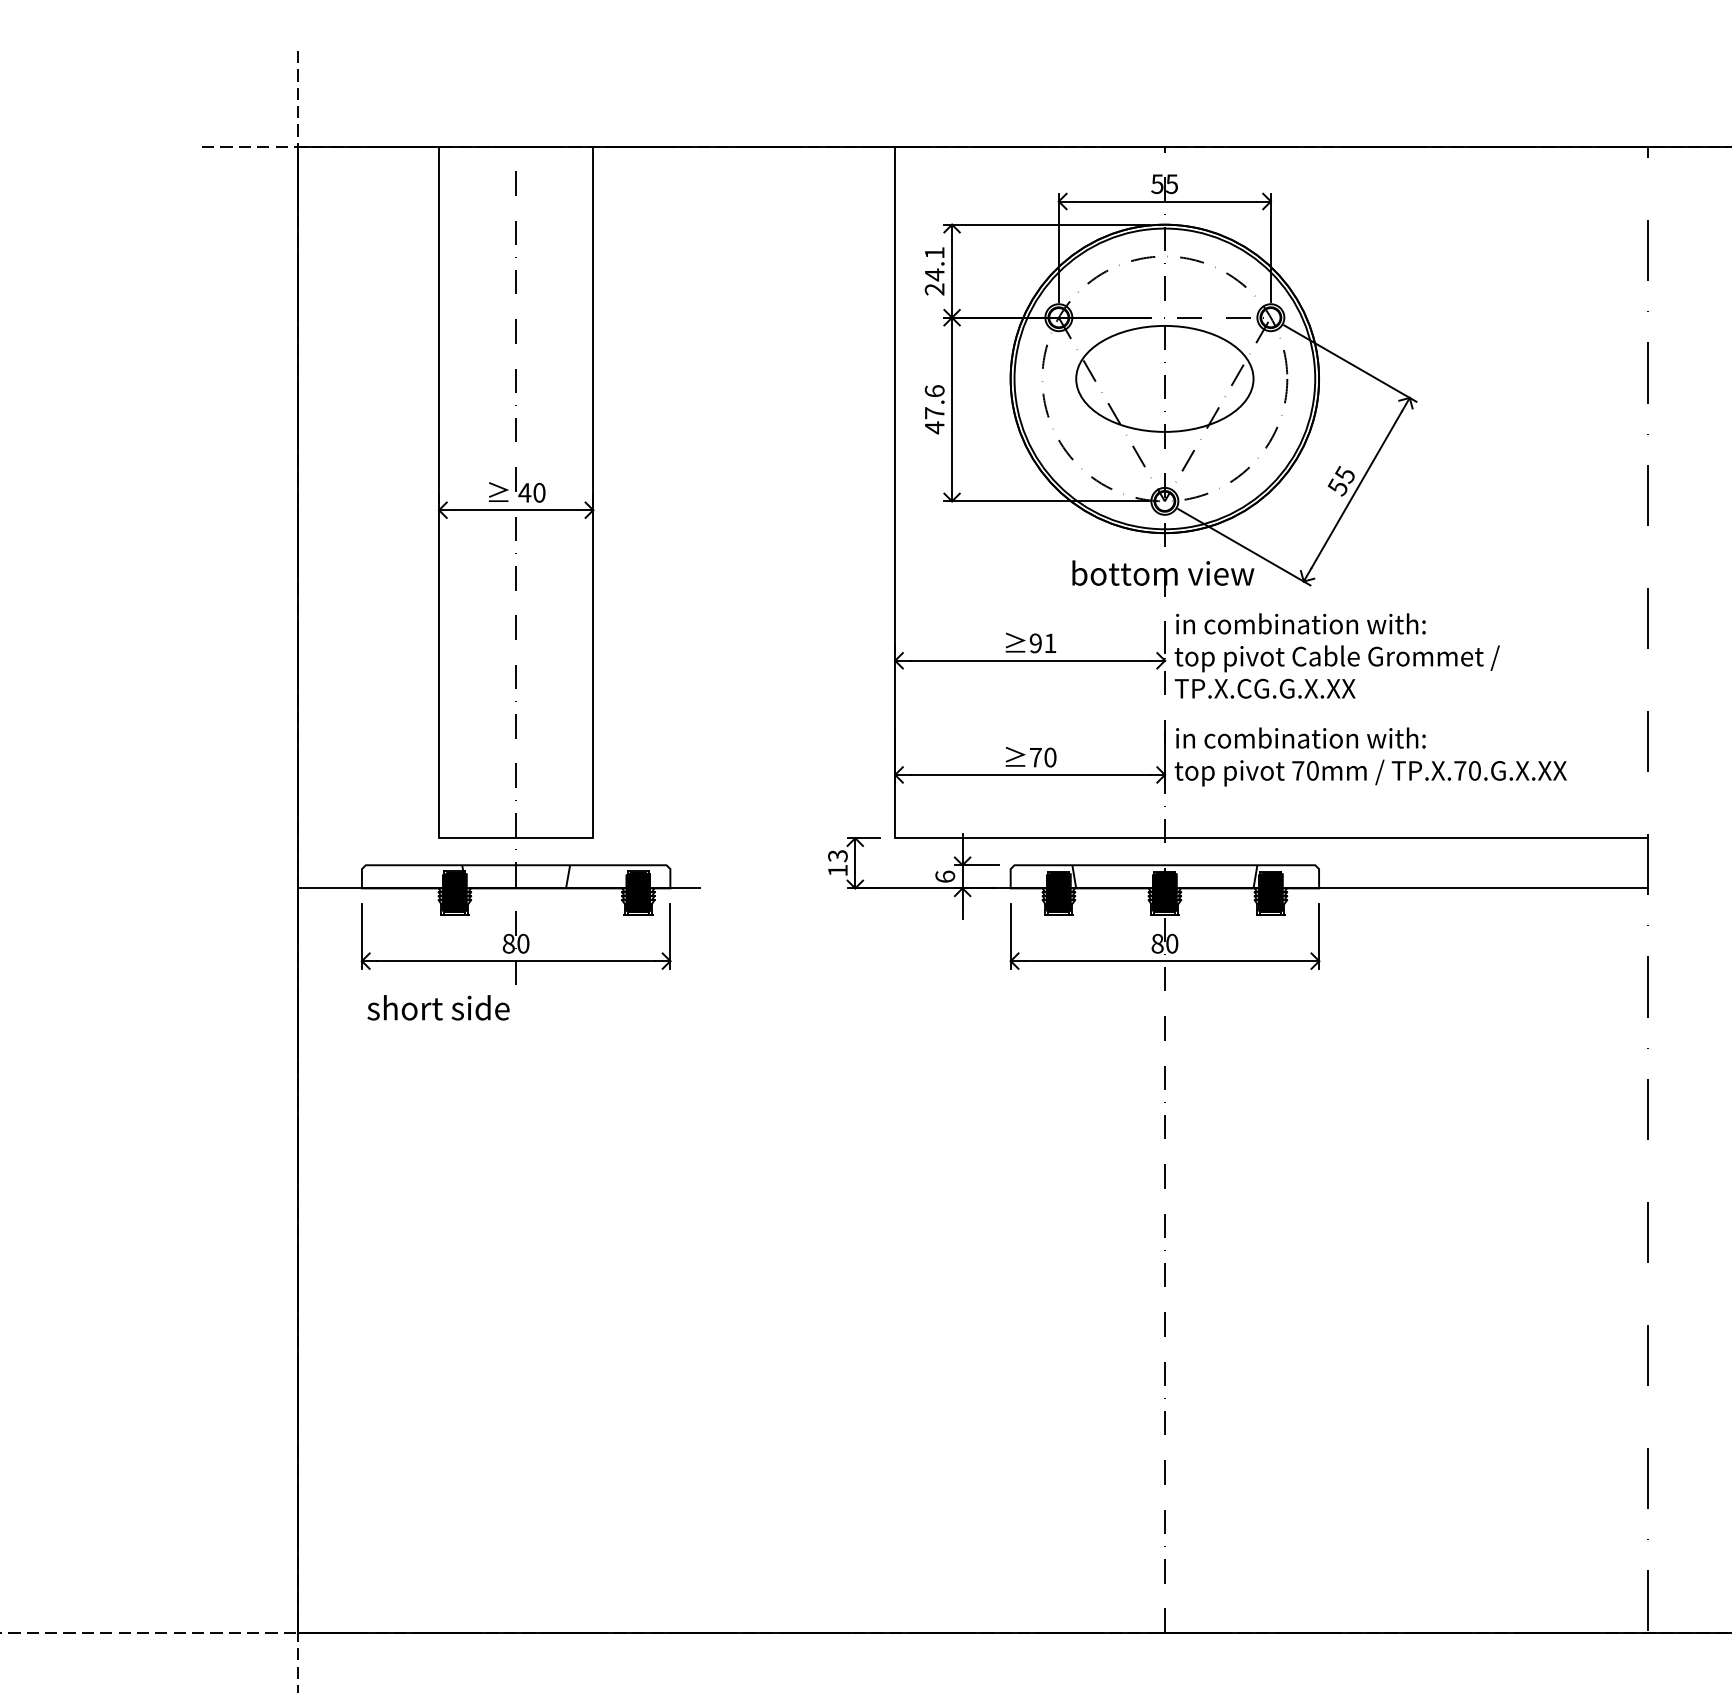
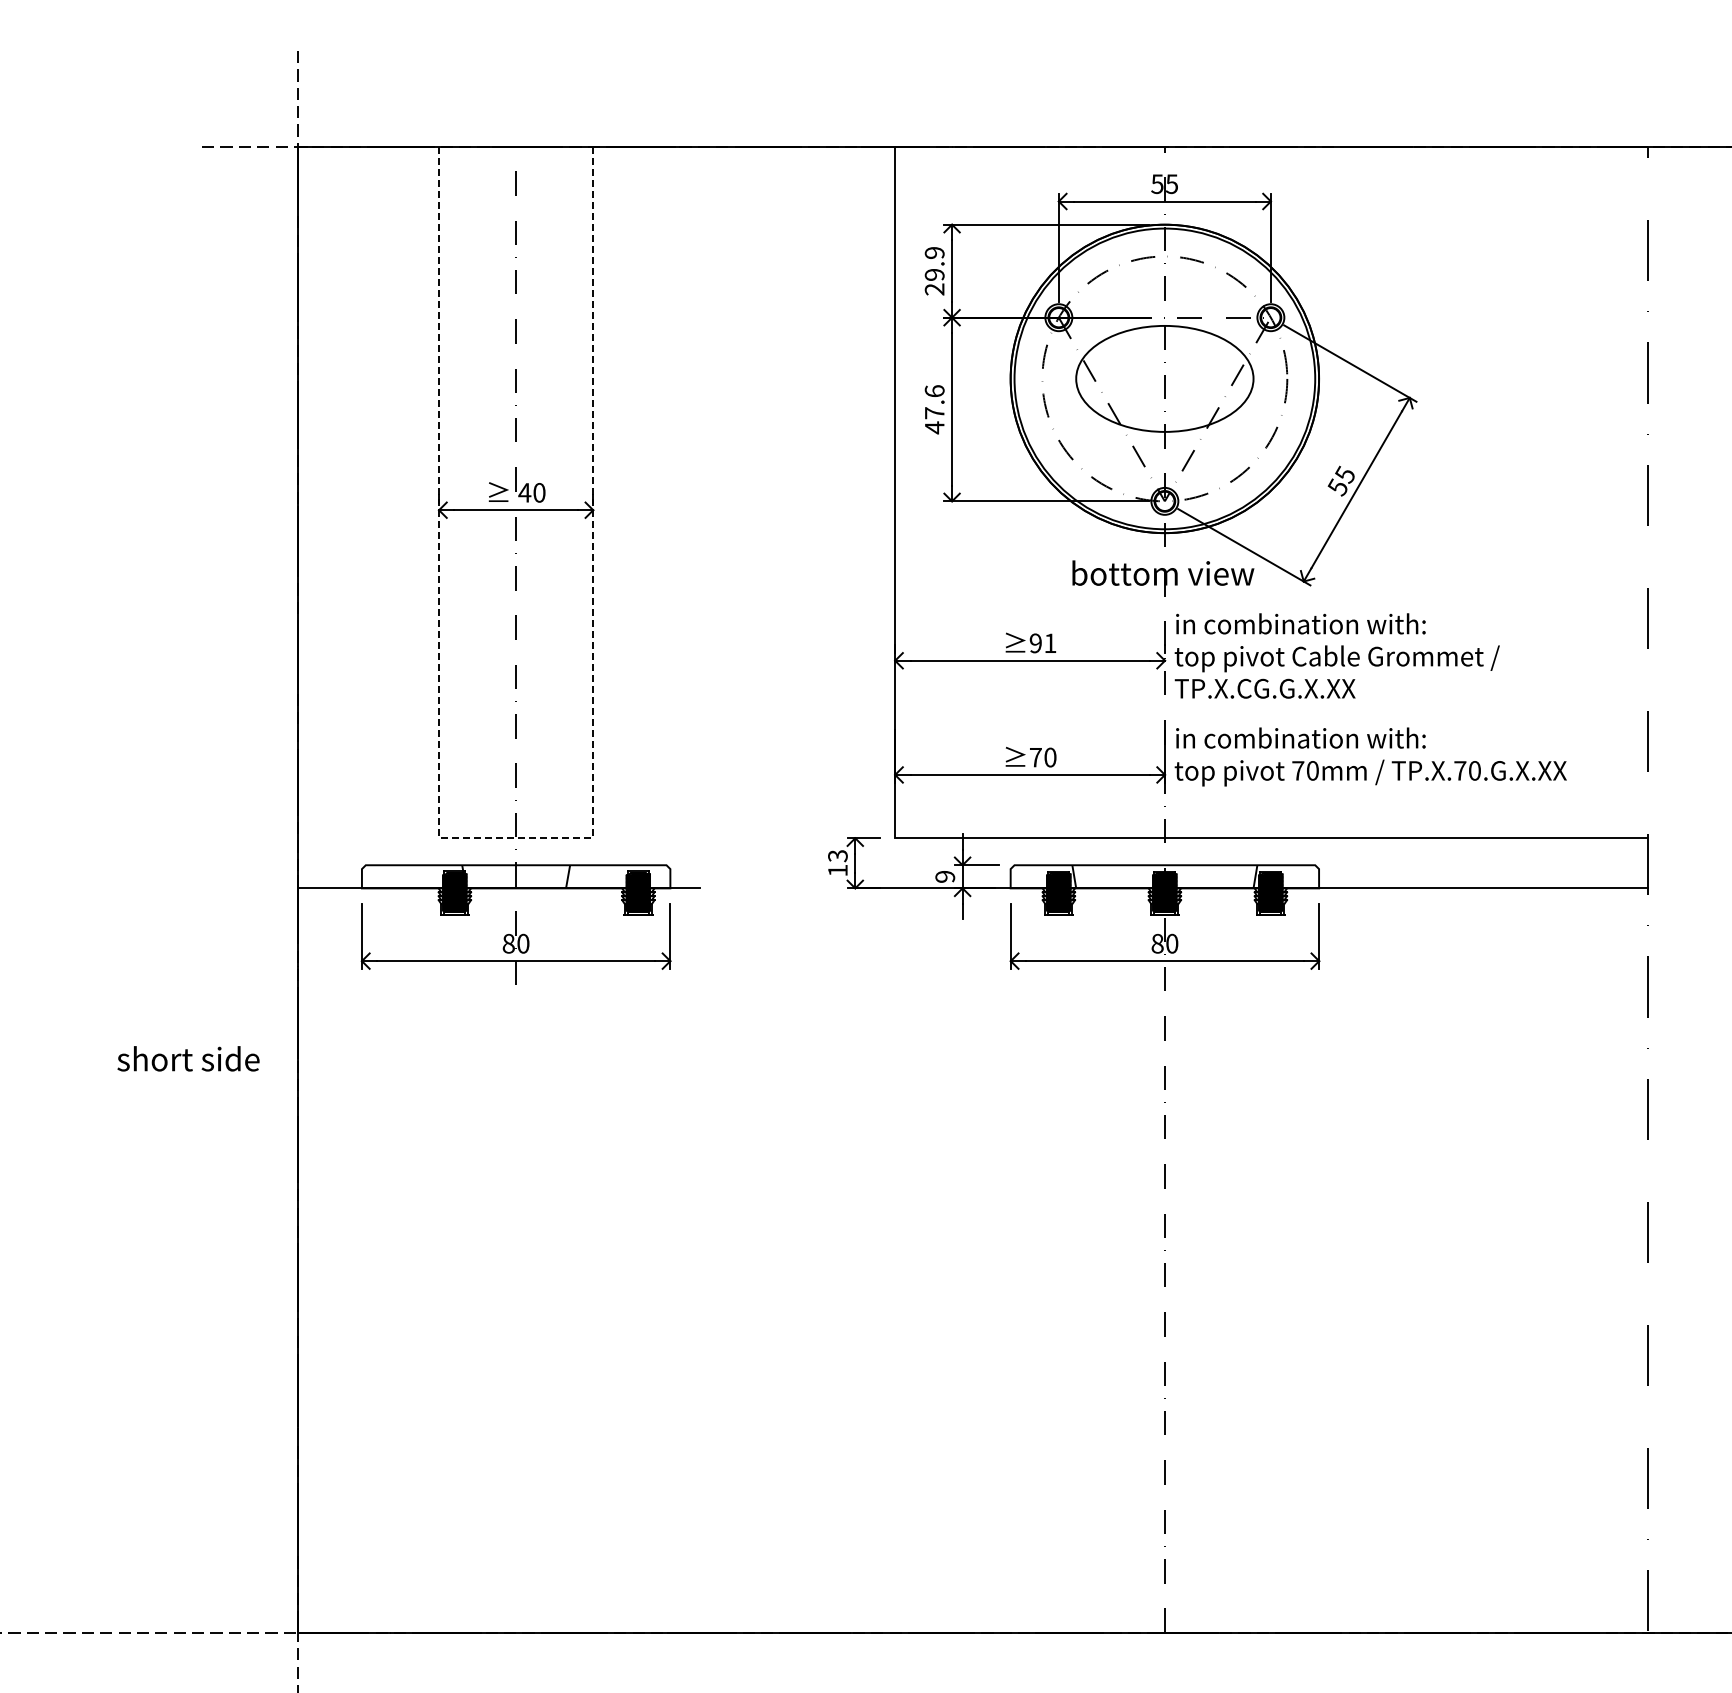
text: 24.1 -> 29.9 (934, 264)
line: solid -> dashed (516, 838)
text: 6 -> 9 (945, 876)
text position: (438, 1007) -> (188, 1058) (188, 1058)
